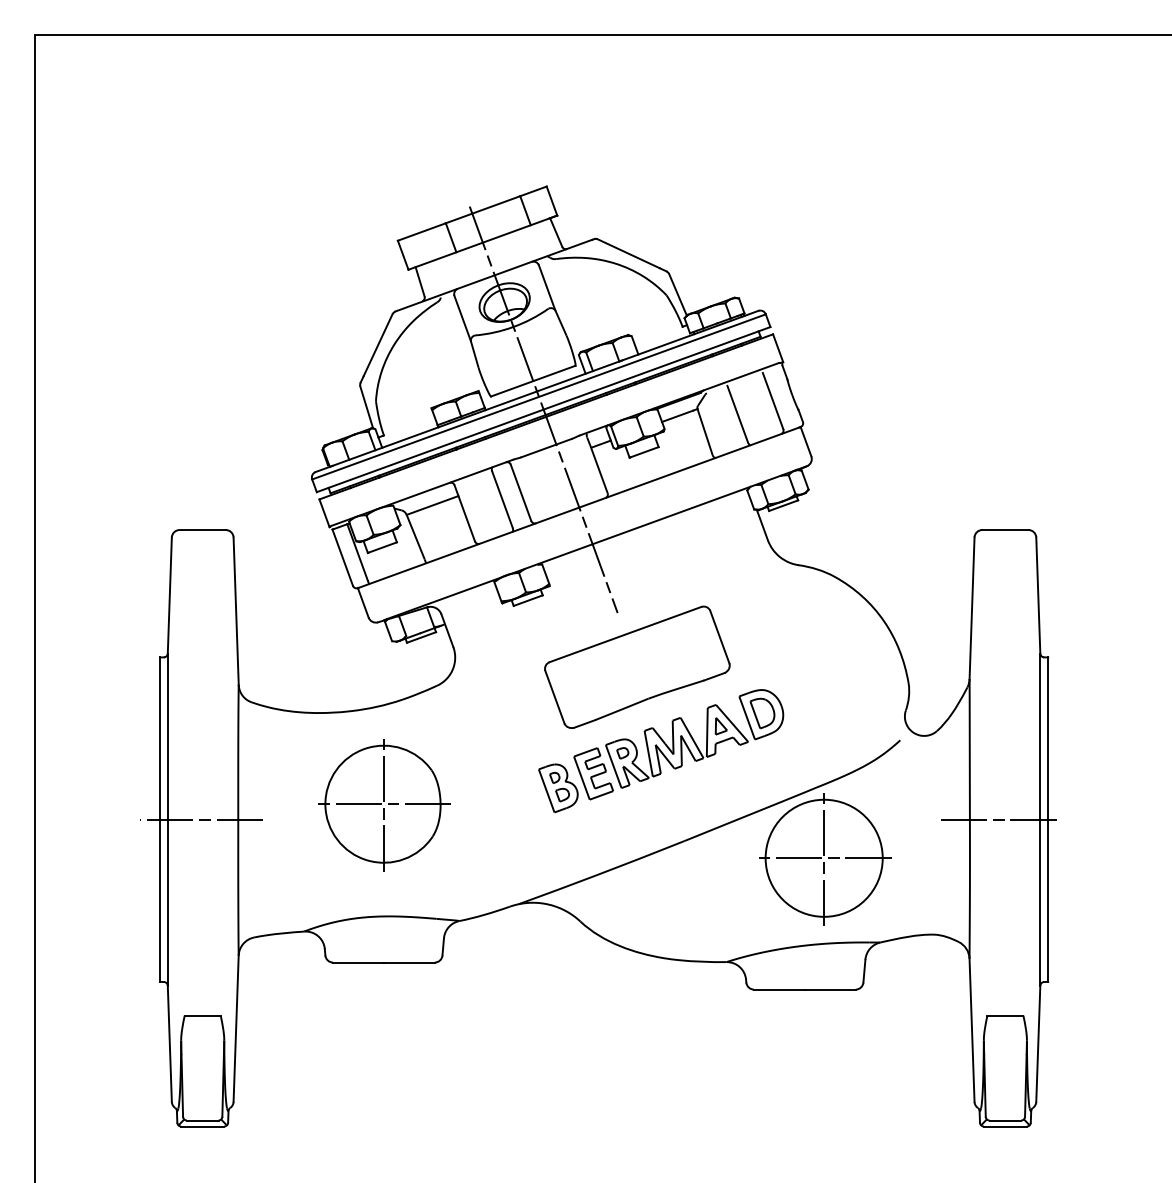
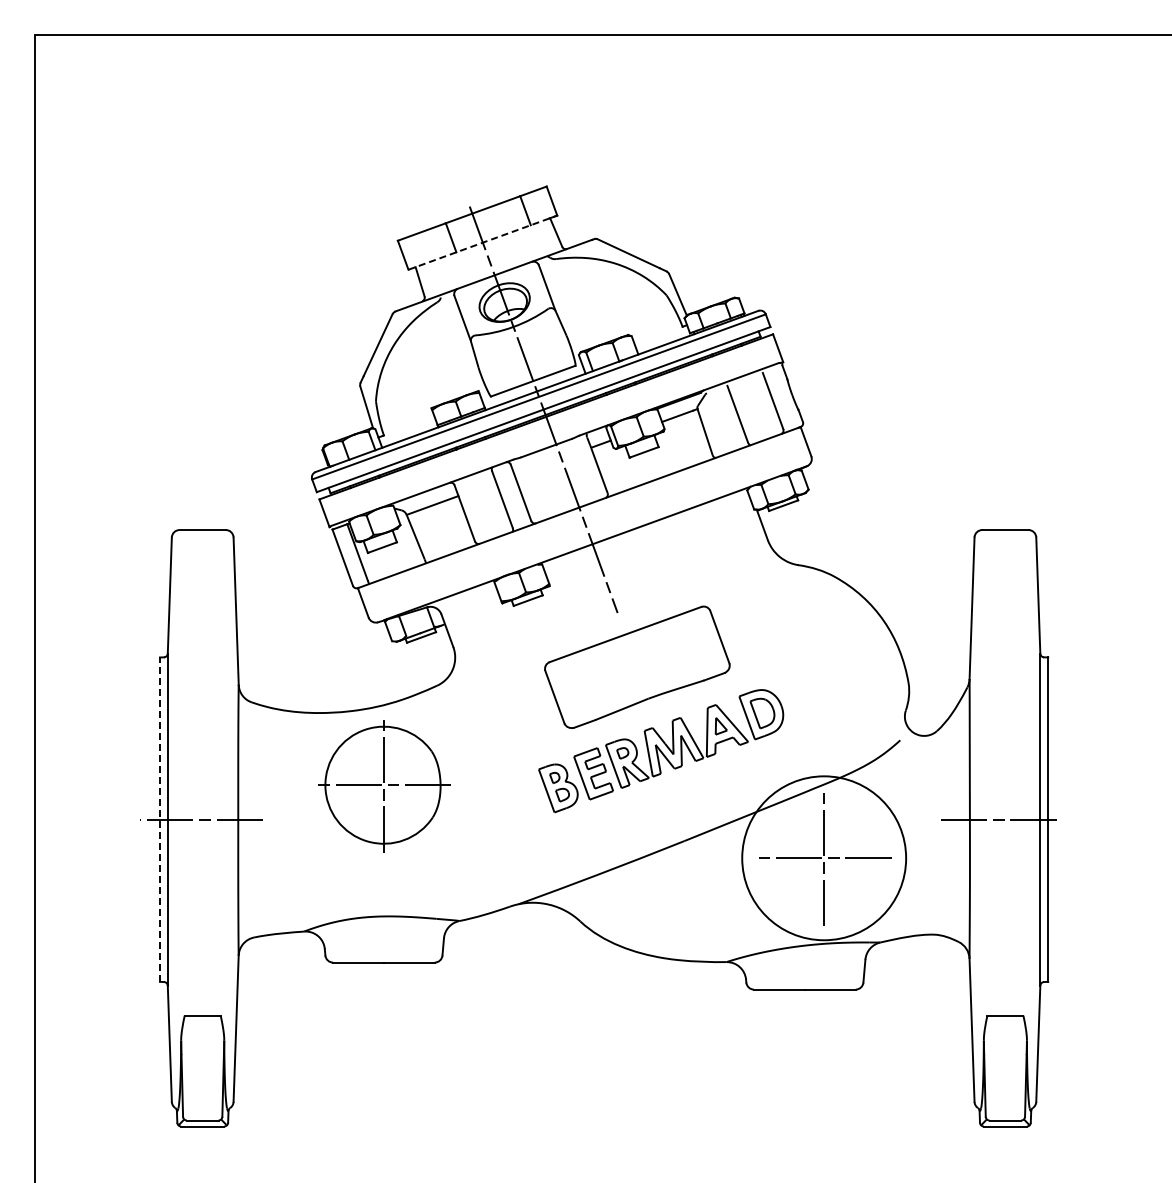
line: solid -> dashed (483, 242)
part position: (384, 805) -> (384, 786) (384, 786)
line: solid -> dashed (159, 819)
circle diameter: 117 px -> 164 px (824, 858)
